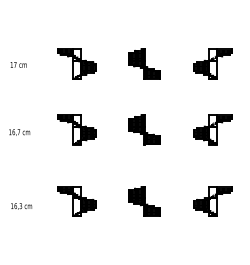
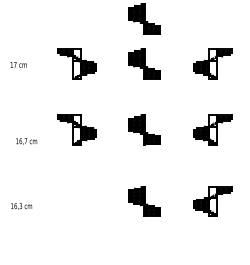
part: none -> present (144, 18)
text position: (19, 132) -> (26, 141) (26, 141)
part: present -> none (76, 201)
